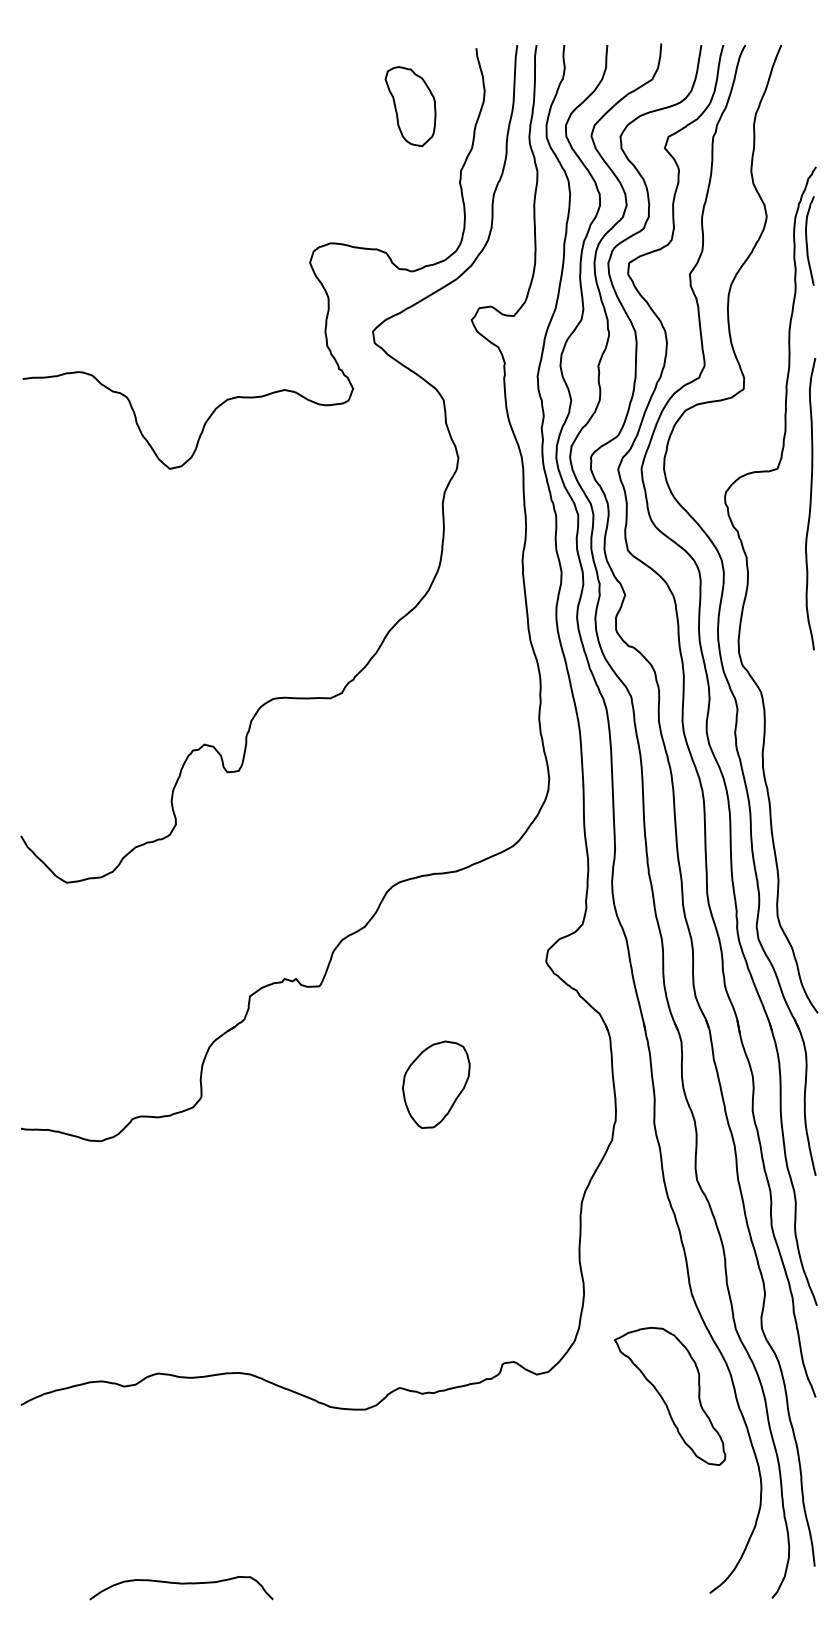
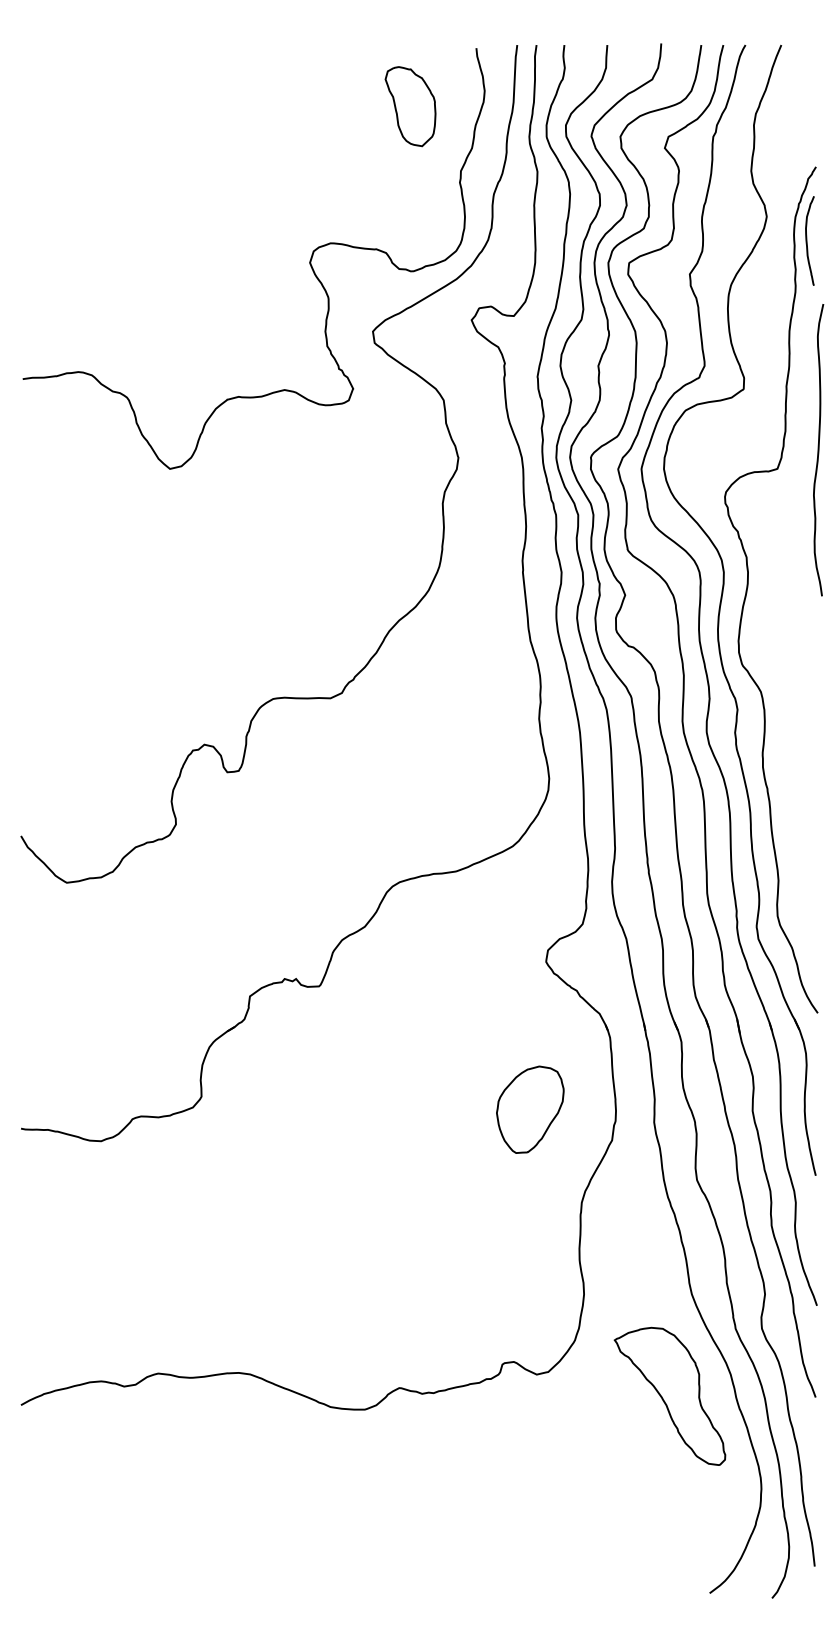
curve position: (810, 504) -> (818, 450) (818, 450)
part position: (436, 1084) -> (530, 1109) (530, 1109)
curve: present -> none (181, 1584)
